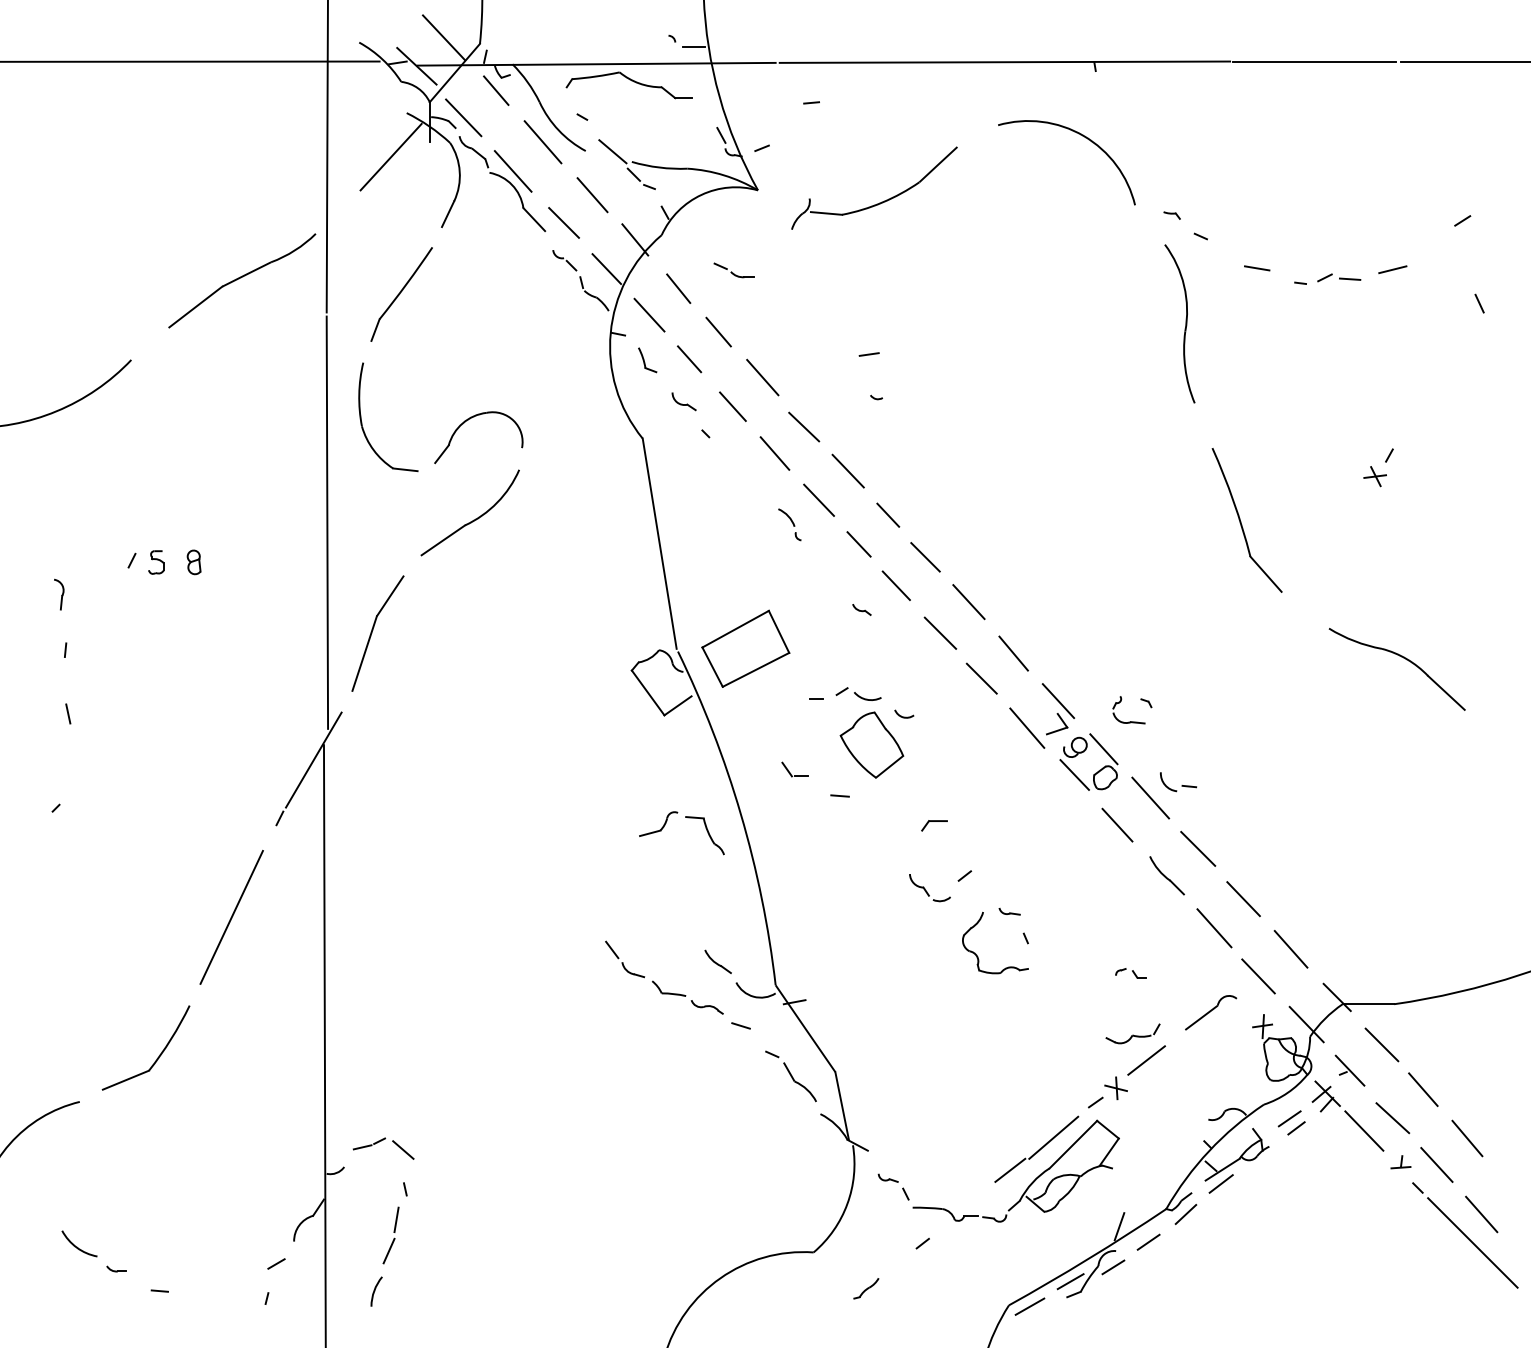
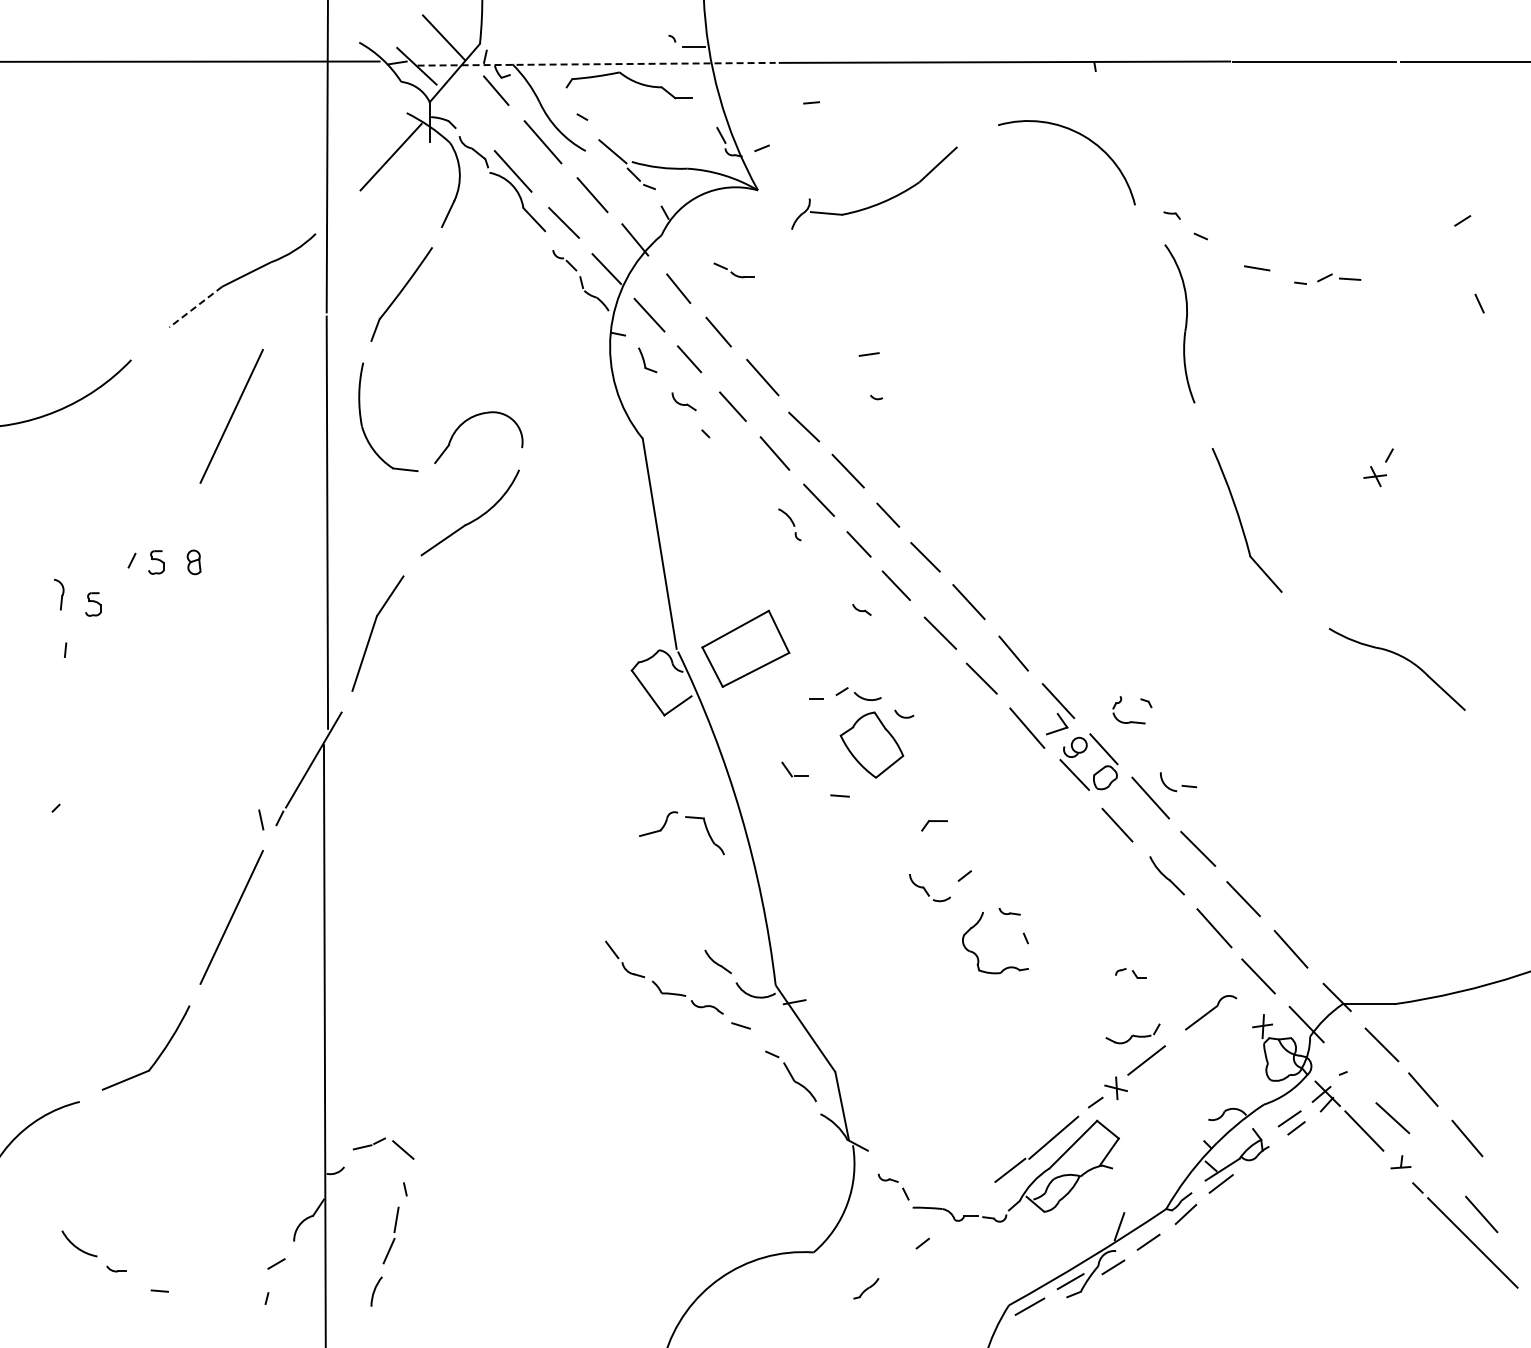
line: solid -> dashed (597, 64)
line: present -> none (463, 117)
line: present -> none (1392, 269)
line: solid -> dashed (195, 307)
line: none -> present (231, 416)
part: none -> present (93, 604)
line position: (68, 713) -> (261, 819) (261, 819)
line: present -> none (1349, 1070)
line: present -> none (1436, 1164)
